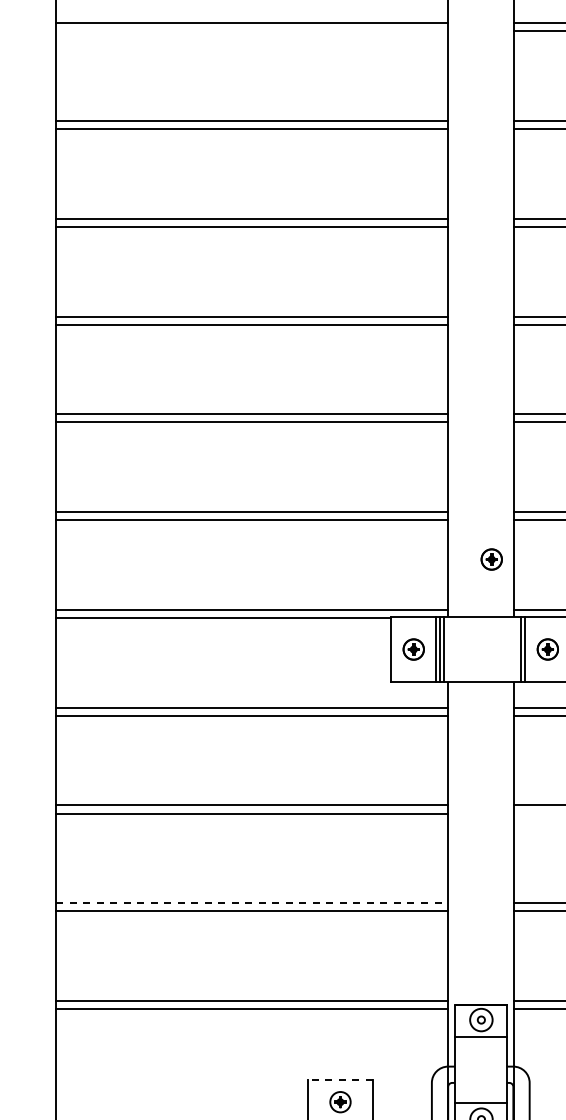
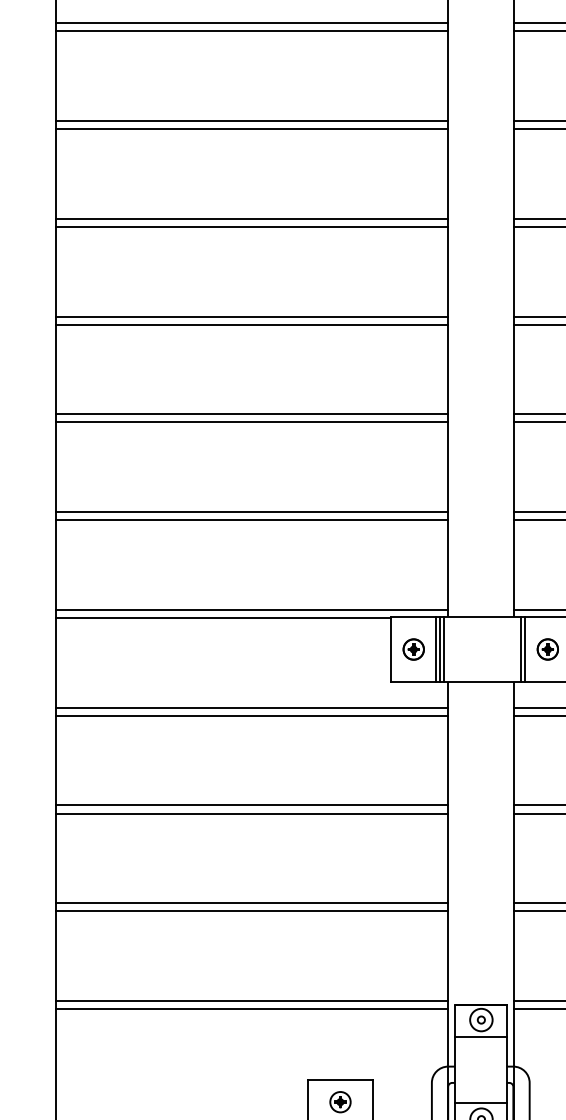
line: none -> present (251, 31)
part: present -> none (491, 559)
line: none -> present (537, 813)
line: dashed -> solid (252, 903)
line: dashed -> solid (340, 1079)
